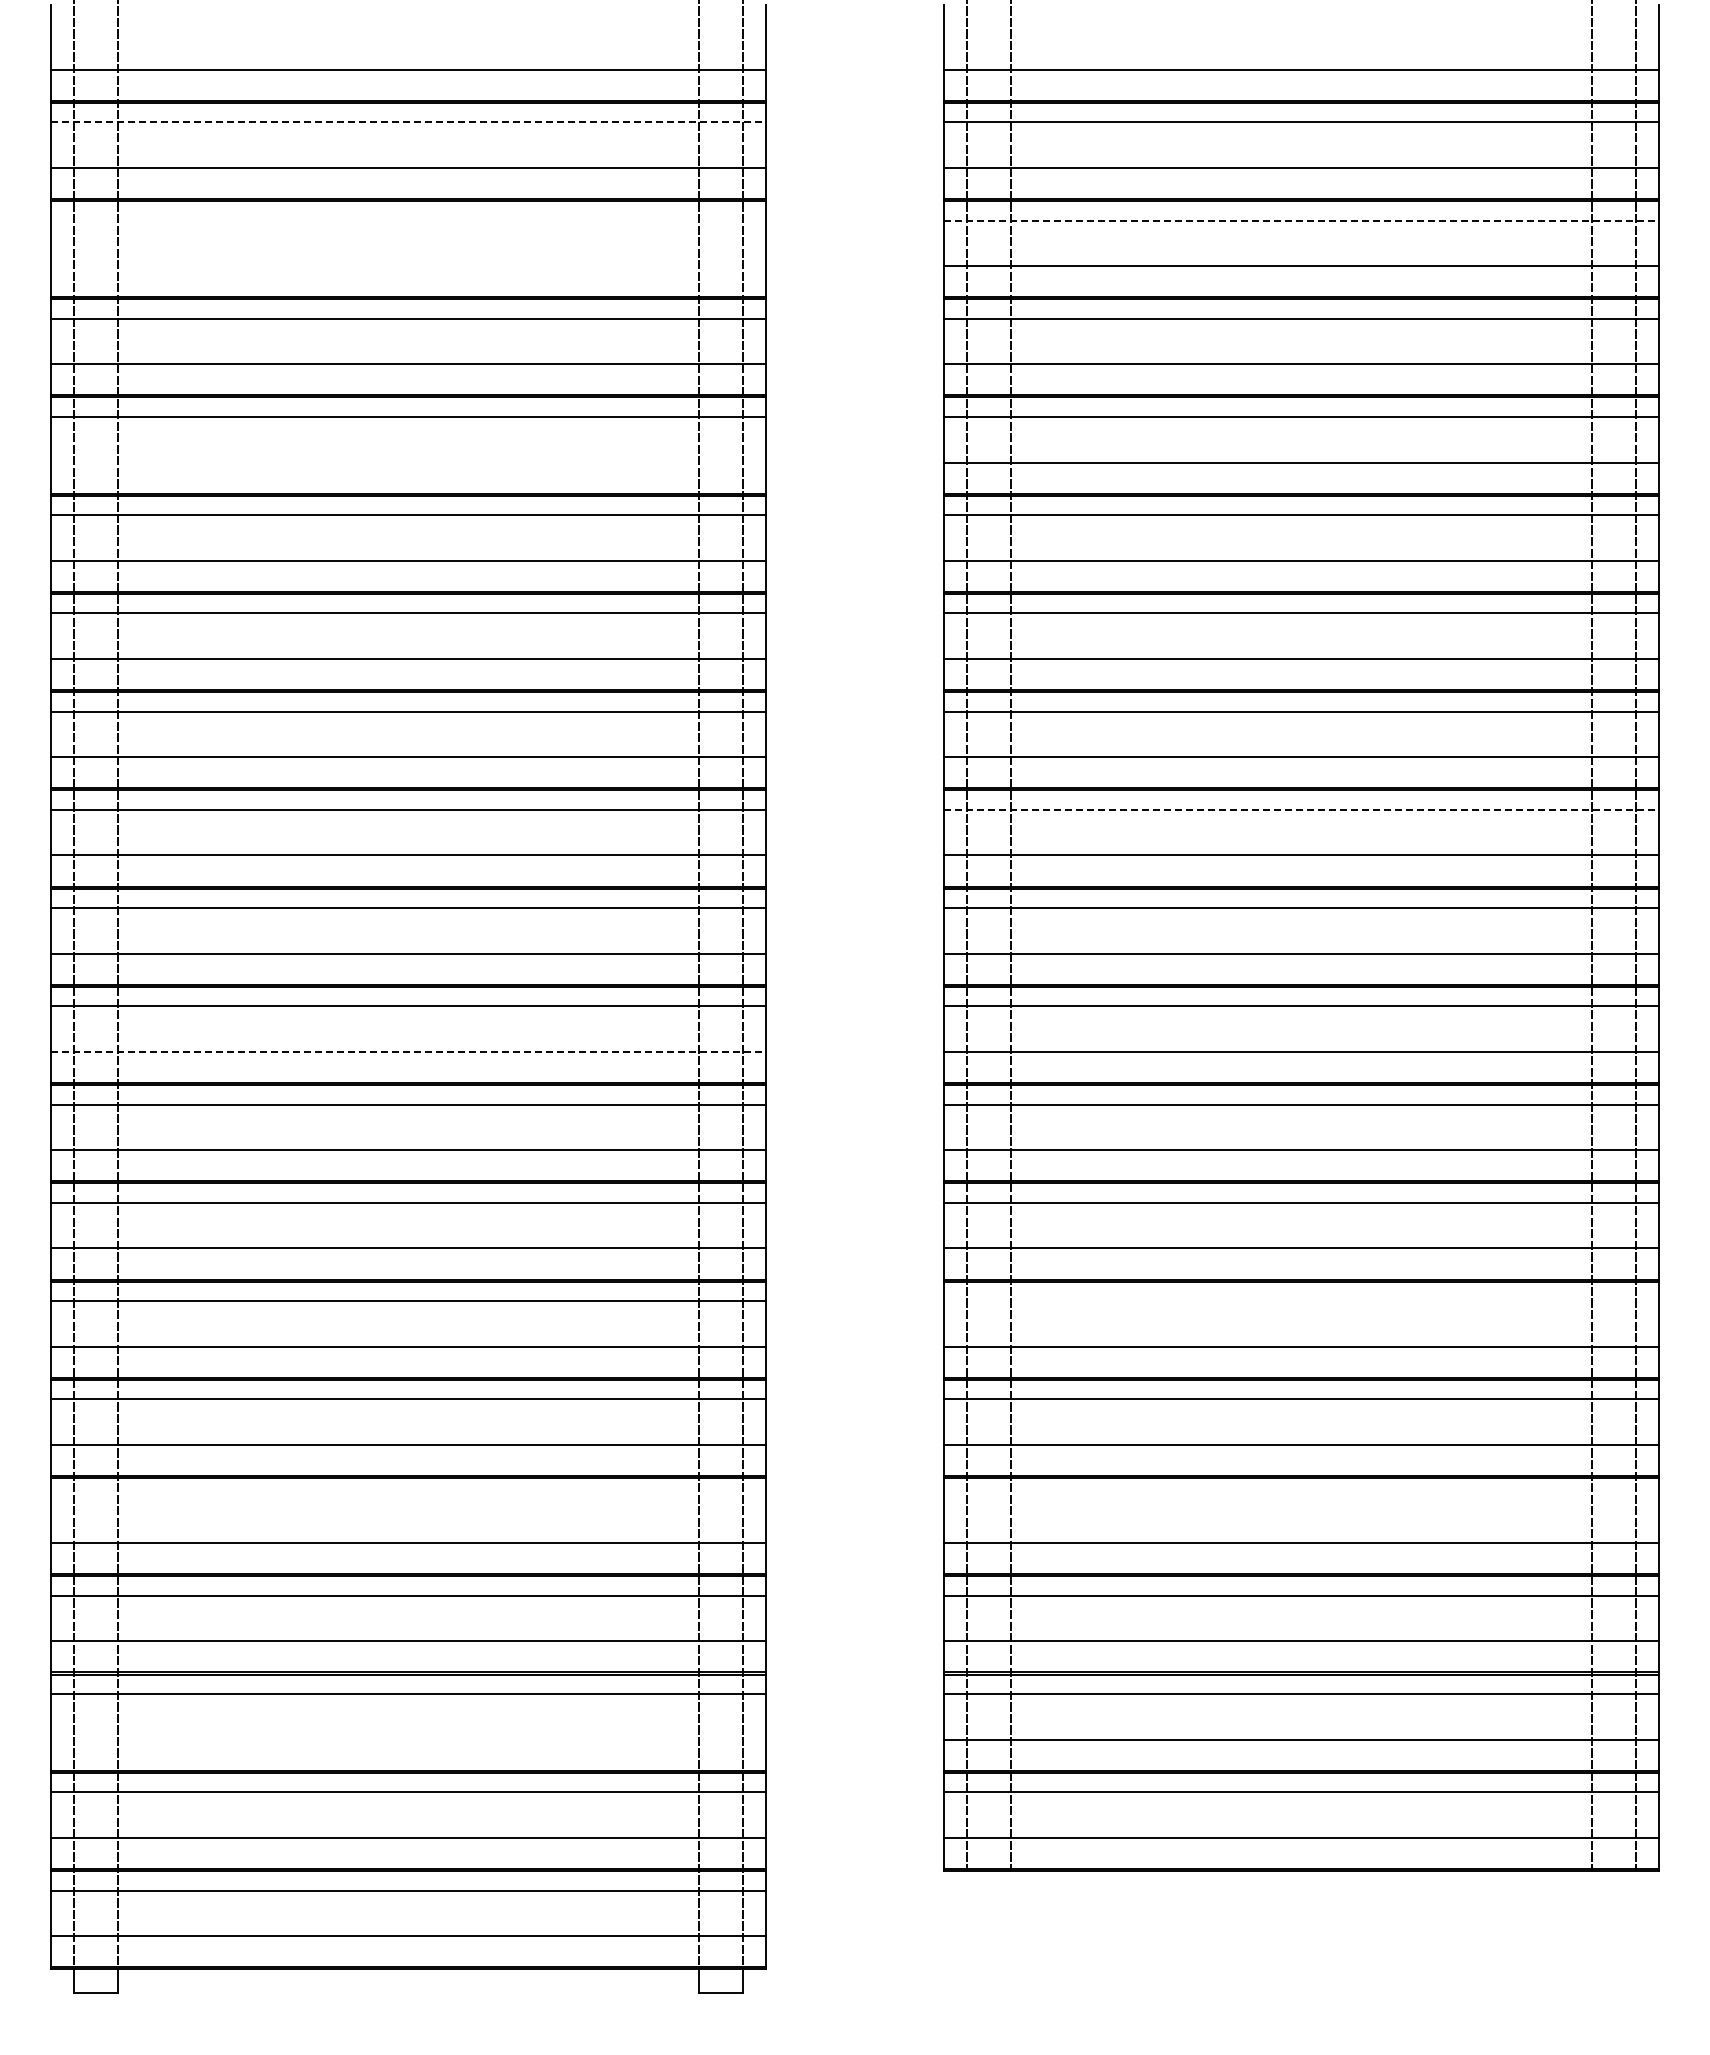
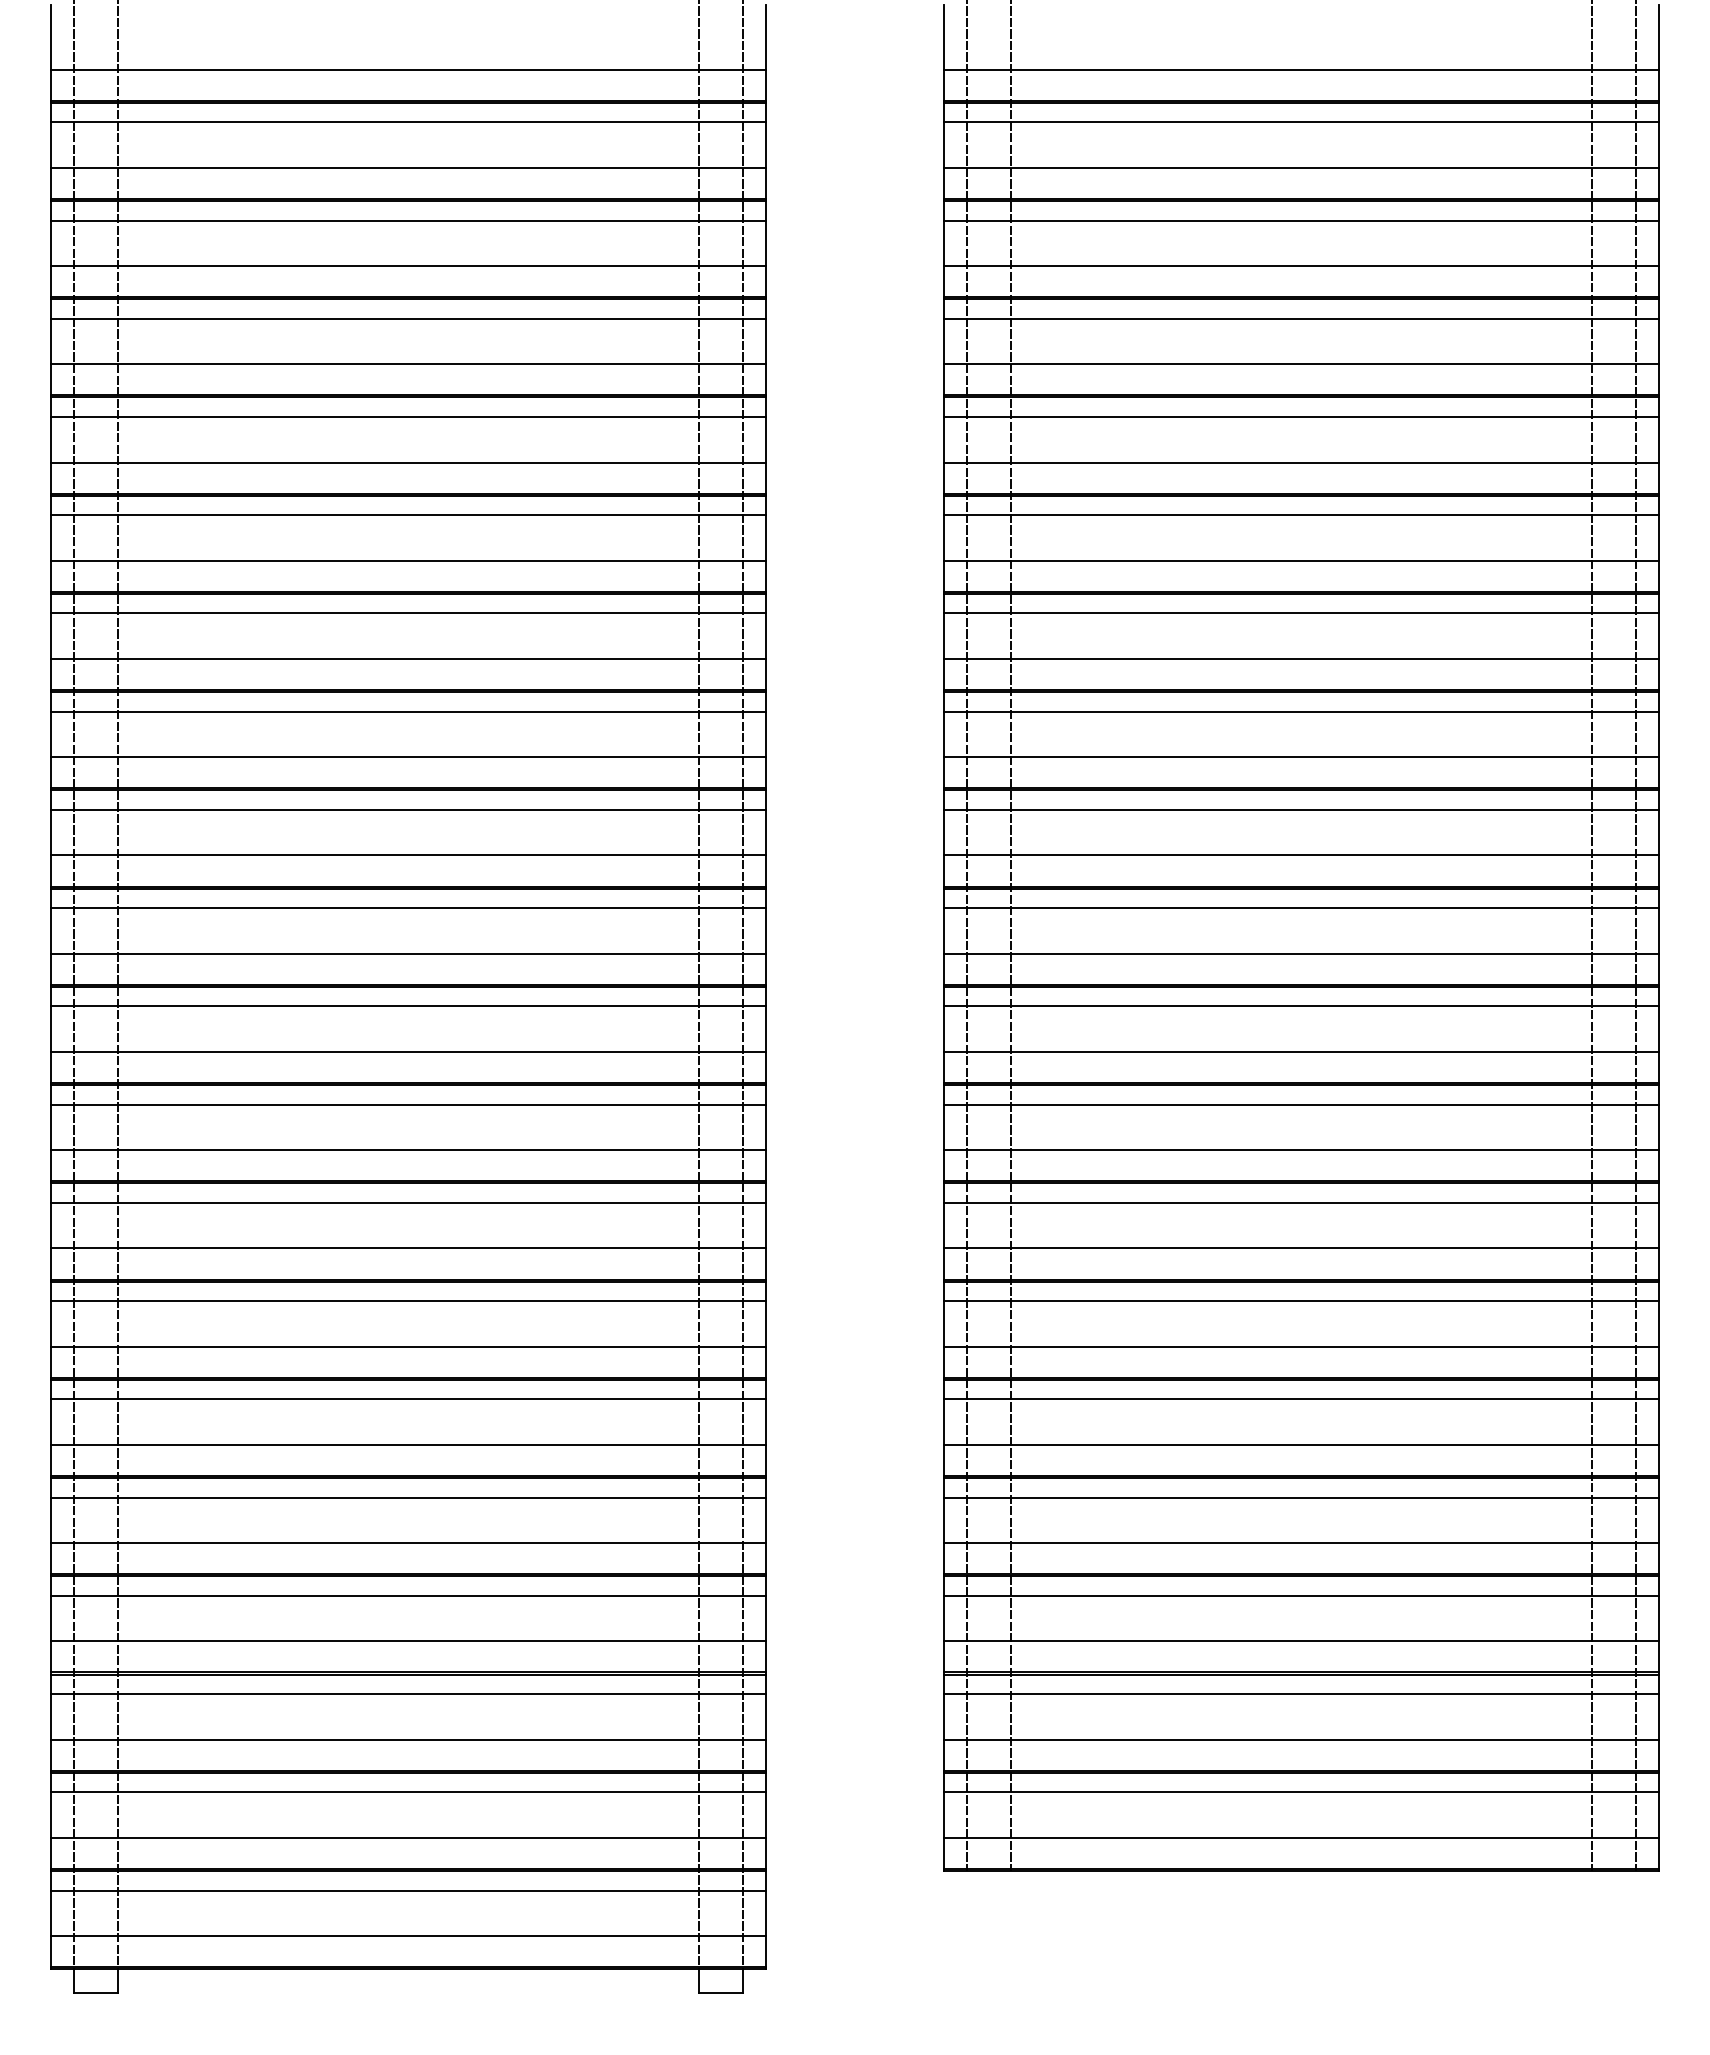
line: dashed -> solid (408, 122)
line: none -> present (408, 220)
line: dashed -> solid (1302, 220)
line: none -> present (408, 266)
line: none -> present (408, 462)
line: dashed -> solid (1302, 809)
line: dashed -> solid (408, 1051)
line: none -> present (1301, 1301)
line: none -> present (408, 1497)
line: none -> present (1301, 1497)
line: none -> present (408, 1739)
